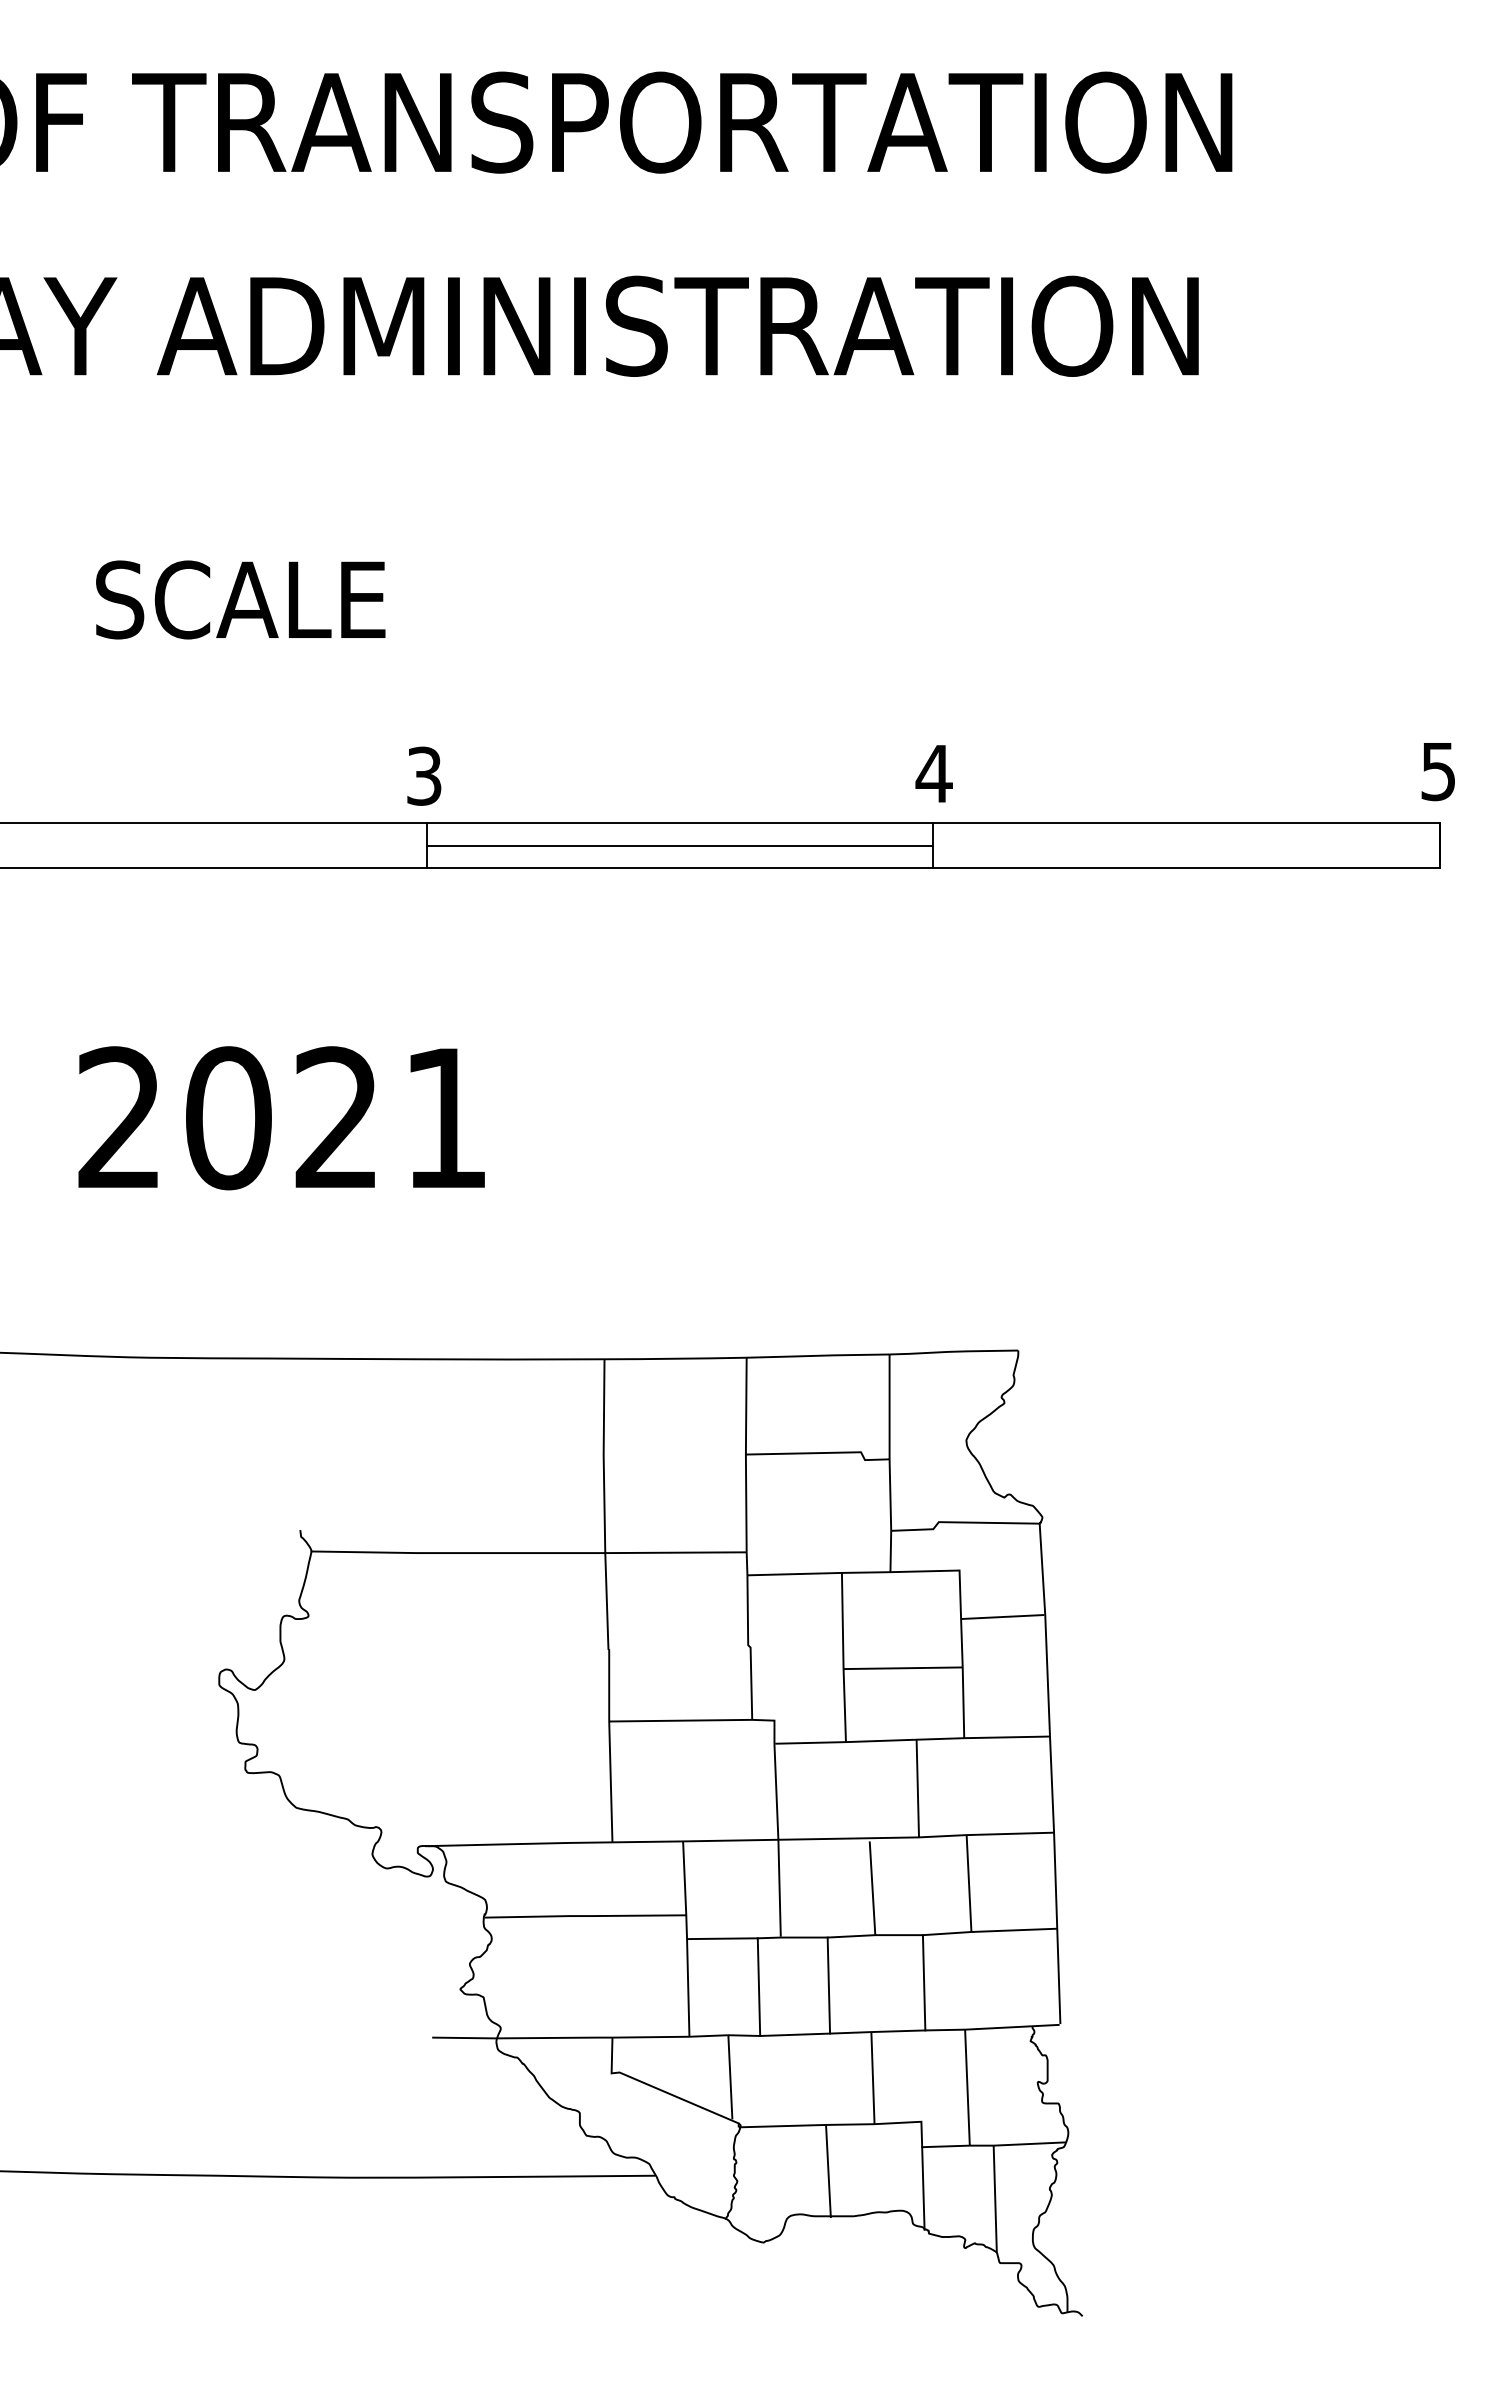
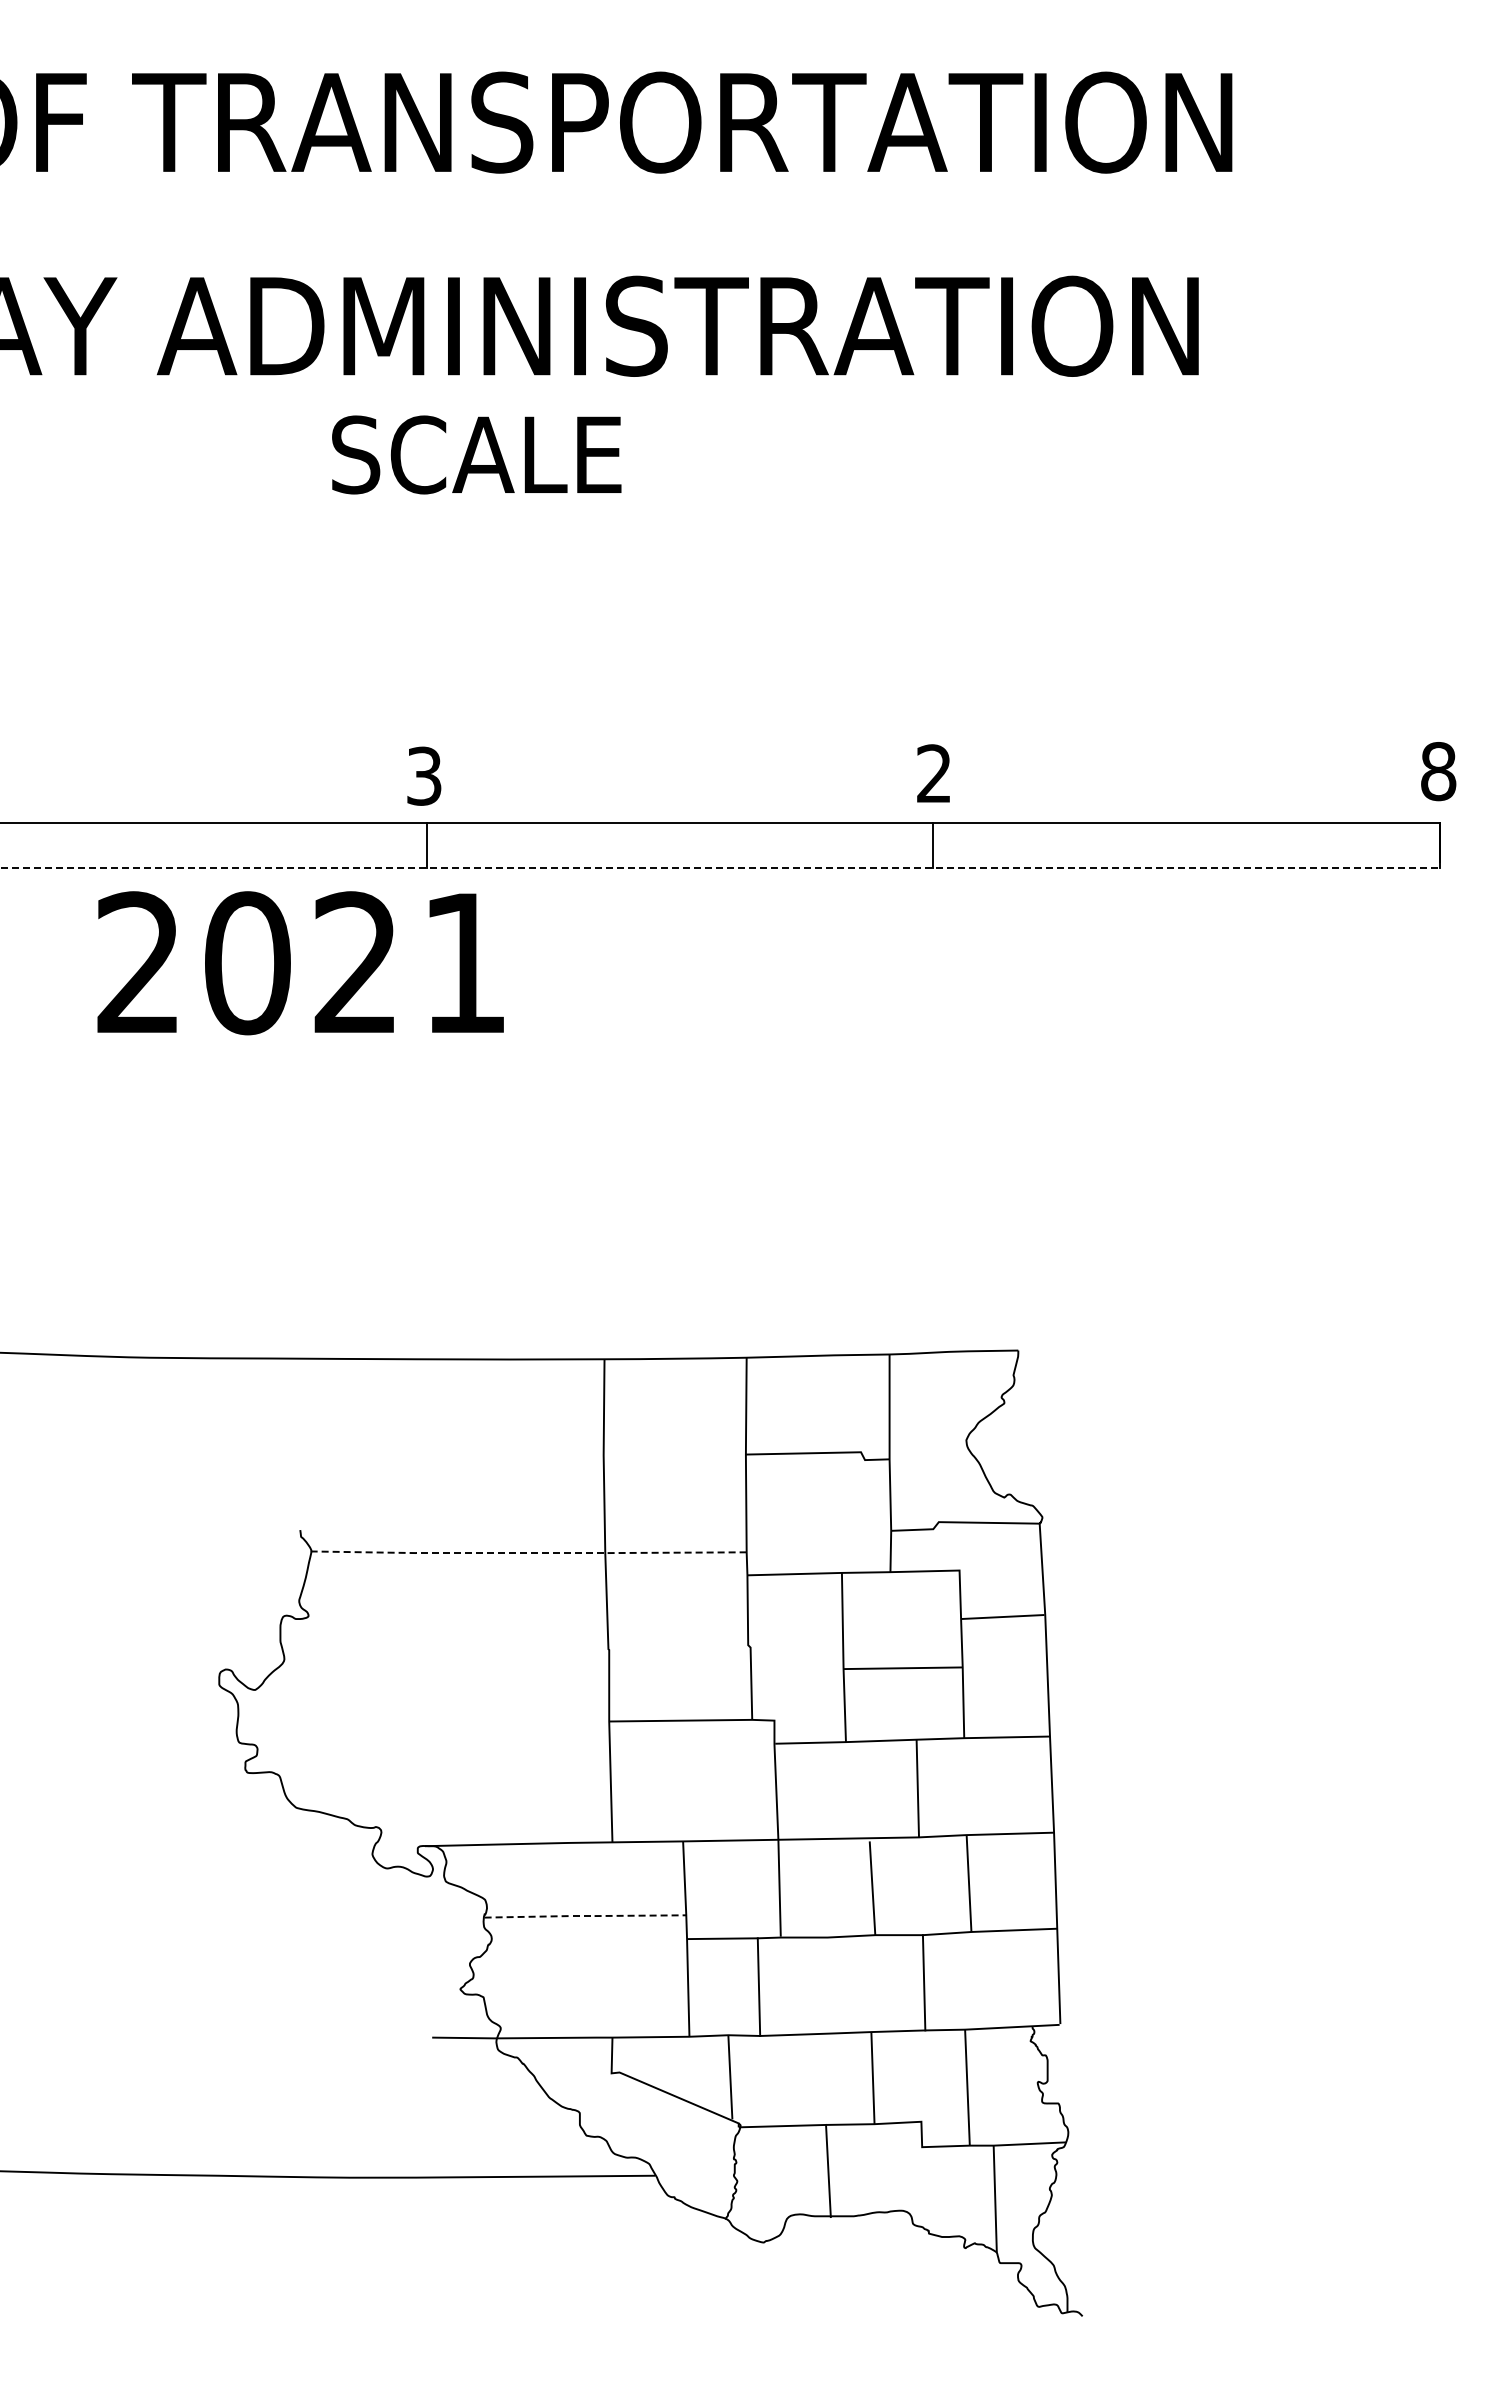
text position: (240, 599) -> (476, 454) (476, 454)
text: 5 -> 8 (1438, 771)
text: 4 -> 2 (933, 773)
line: present -> none (678, 846)
line: solid -> dashed (720, 868)
text position: (281, 1118) -> (300, 963) (300, 963)
line: solid -> dashed (528, 1553)
line: solid -> dashed (585, 1916)
line: present -> none (828, 1985)
line: present -> none (923, 2188)
